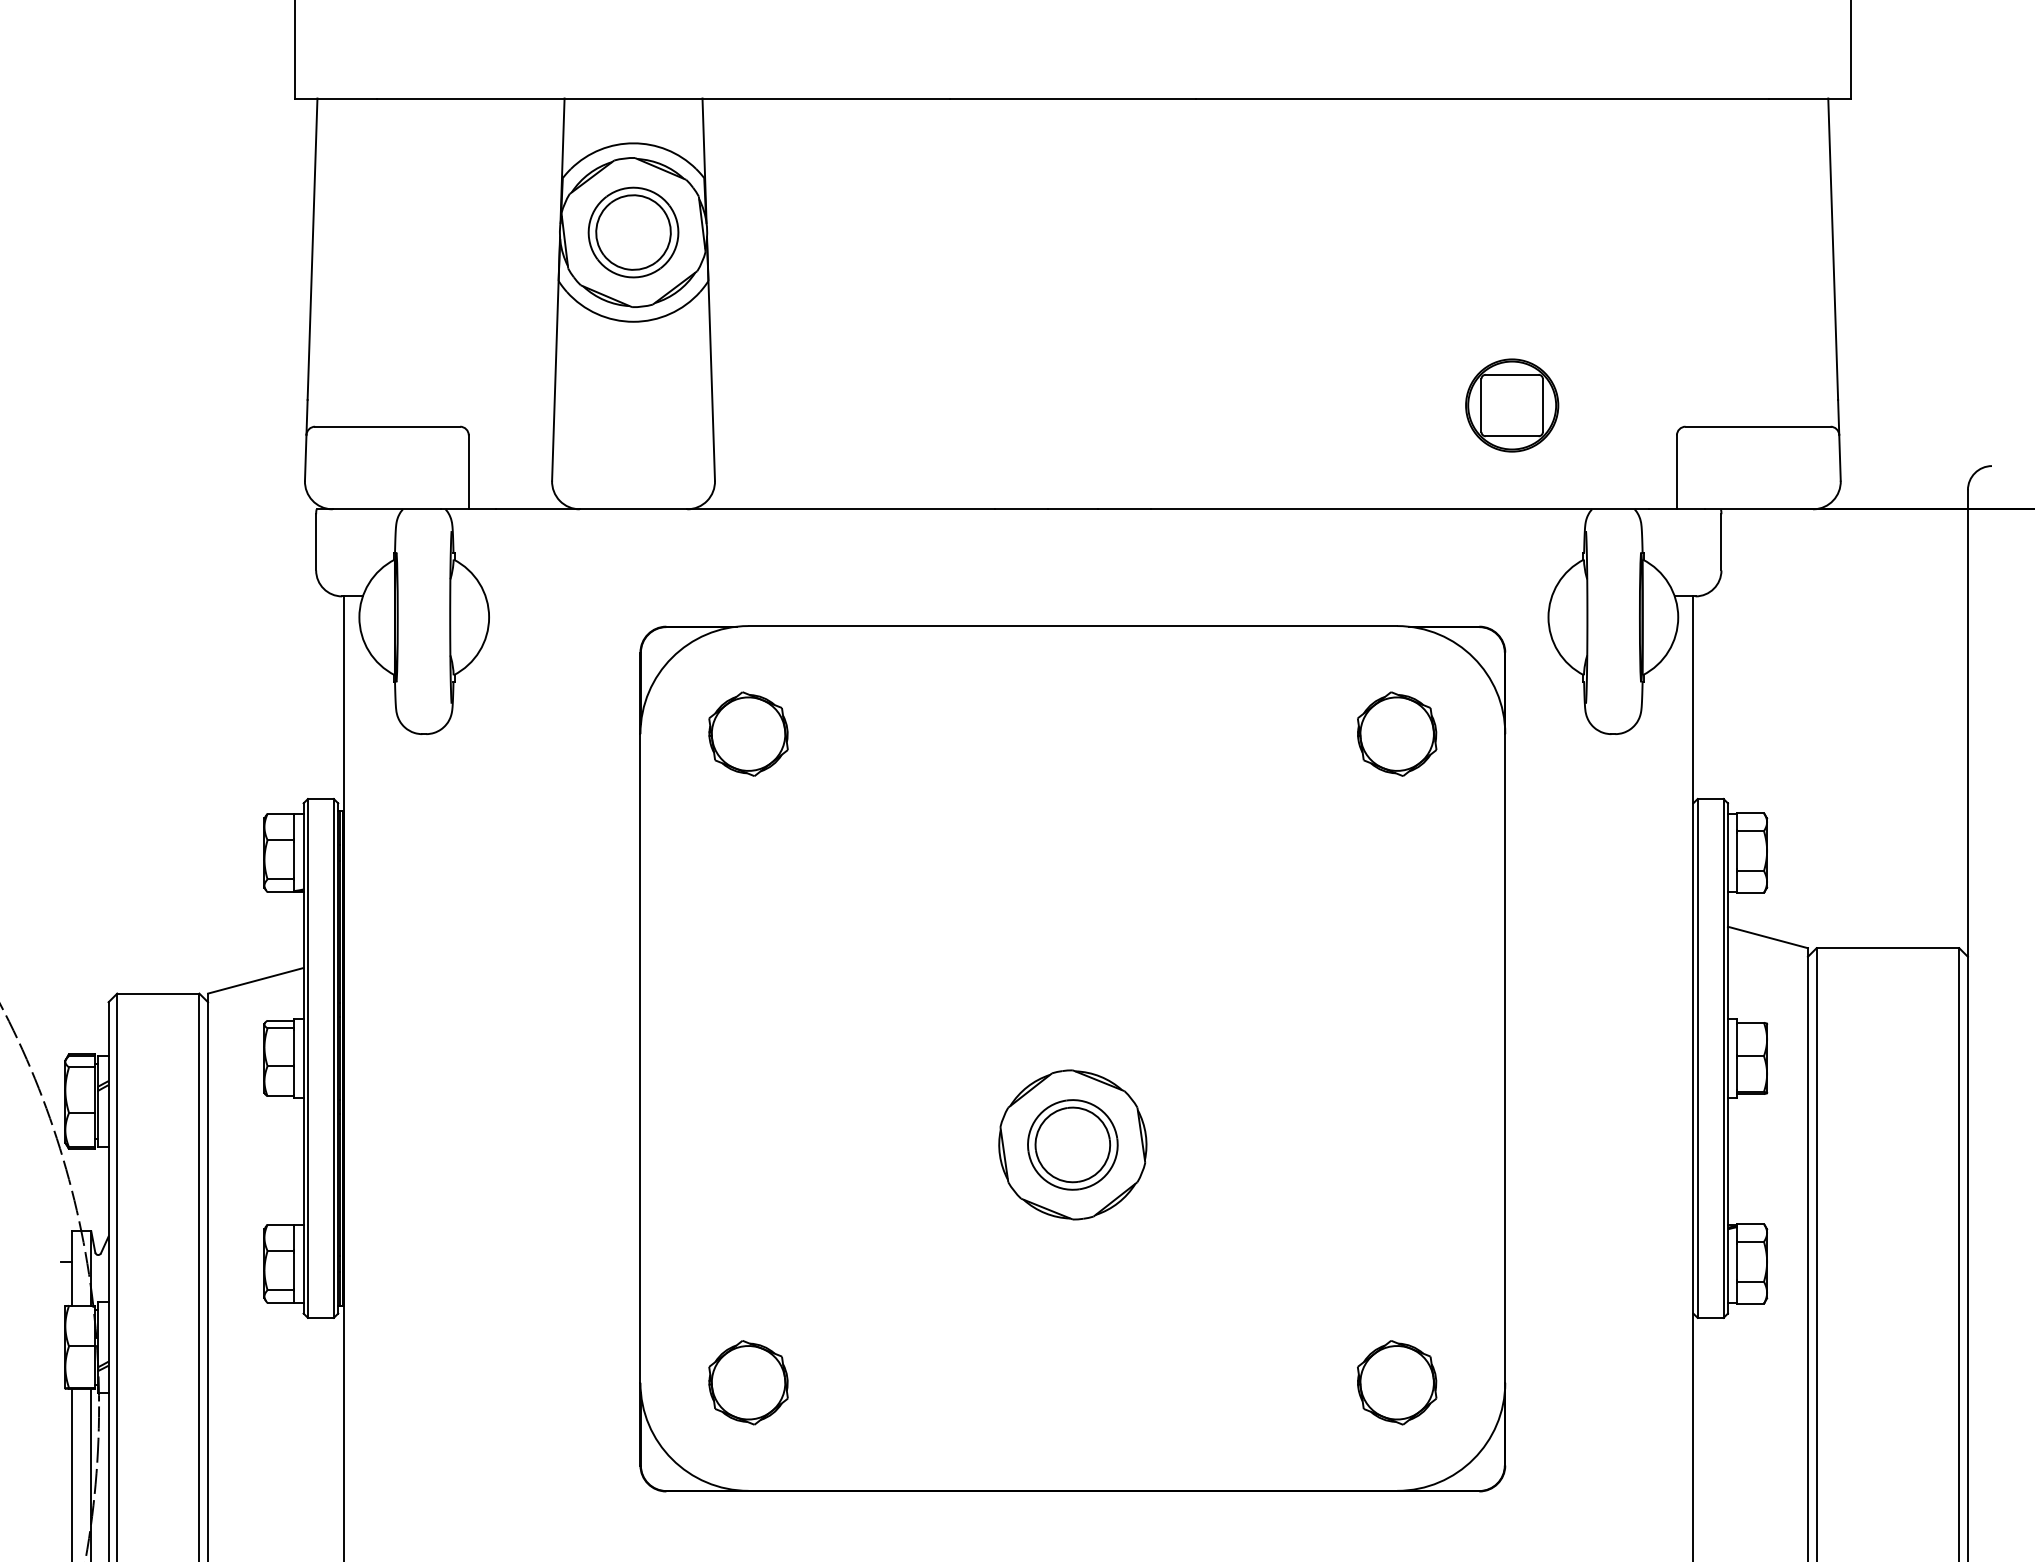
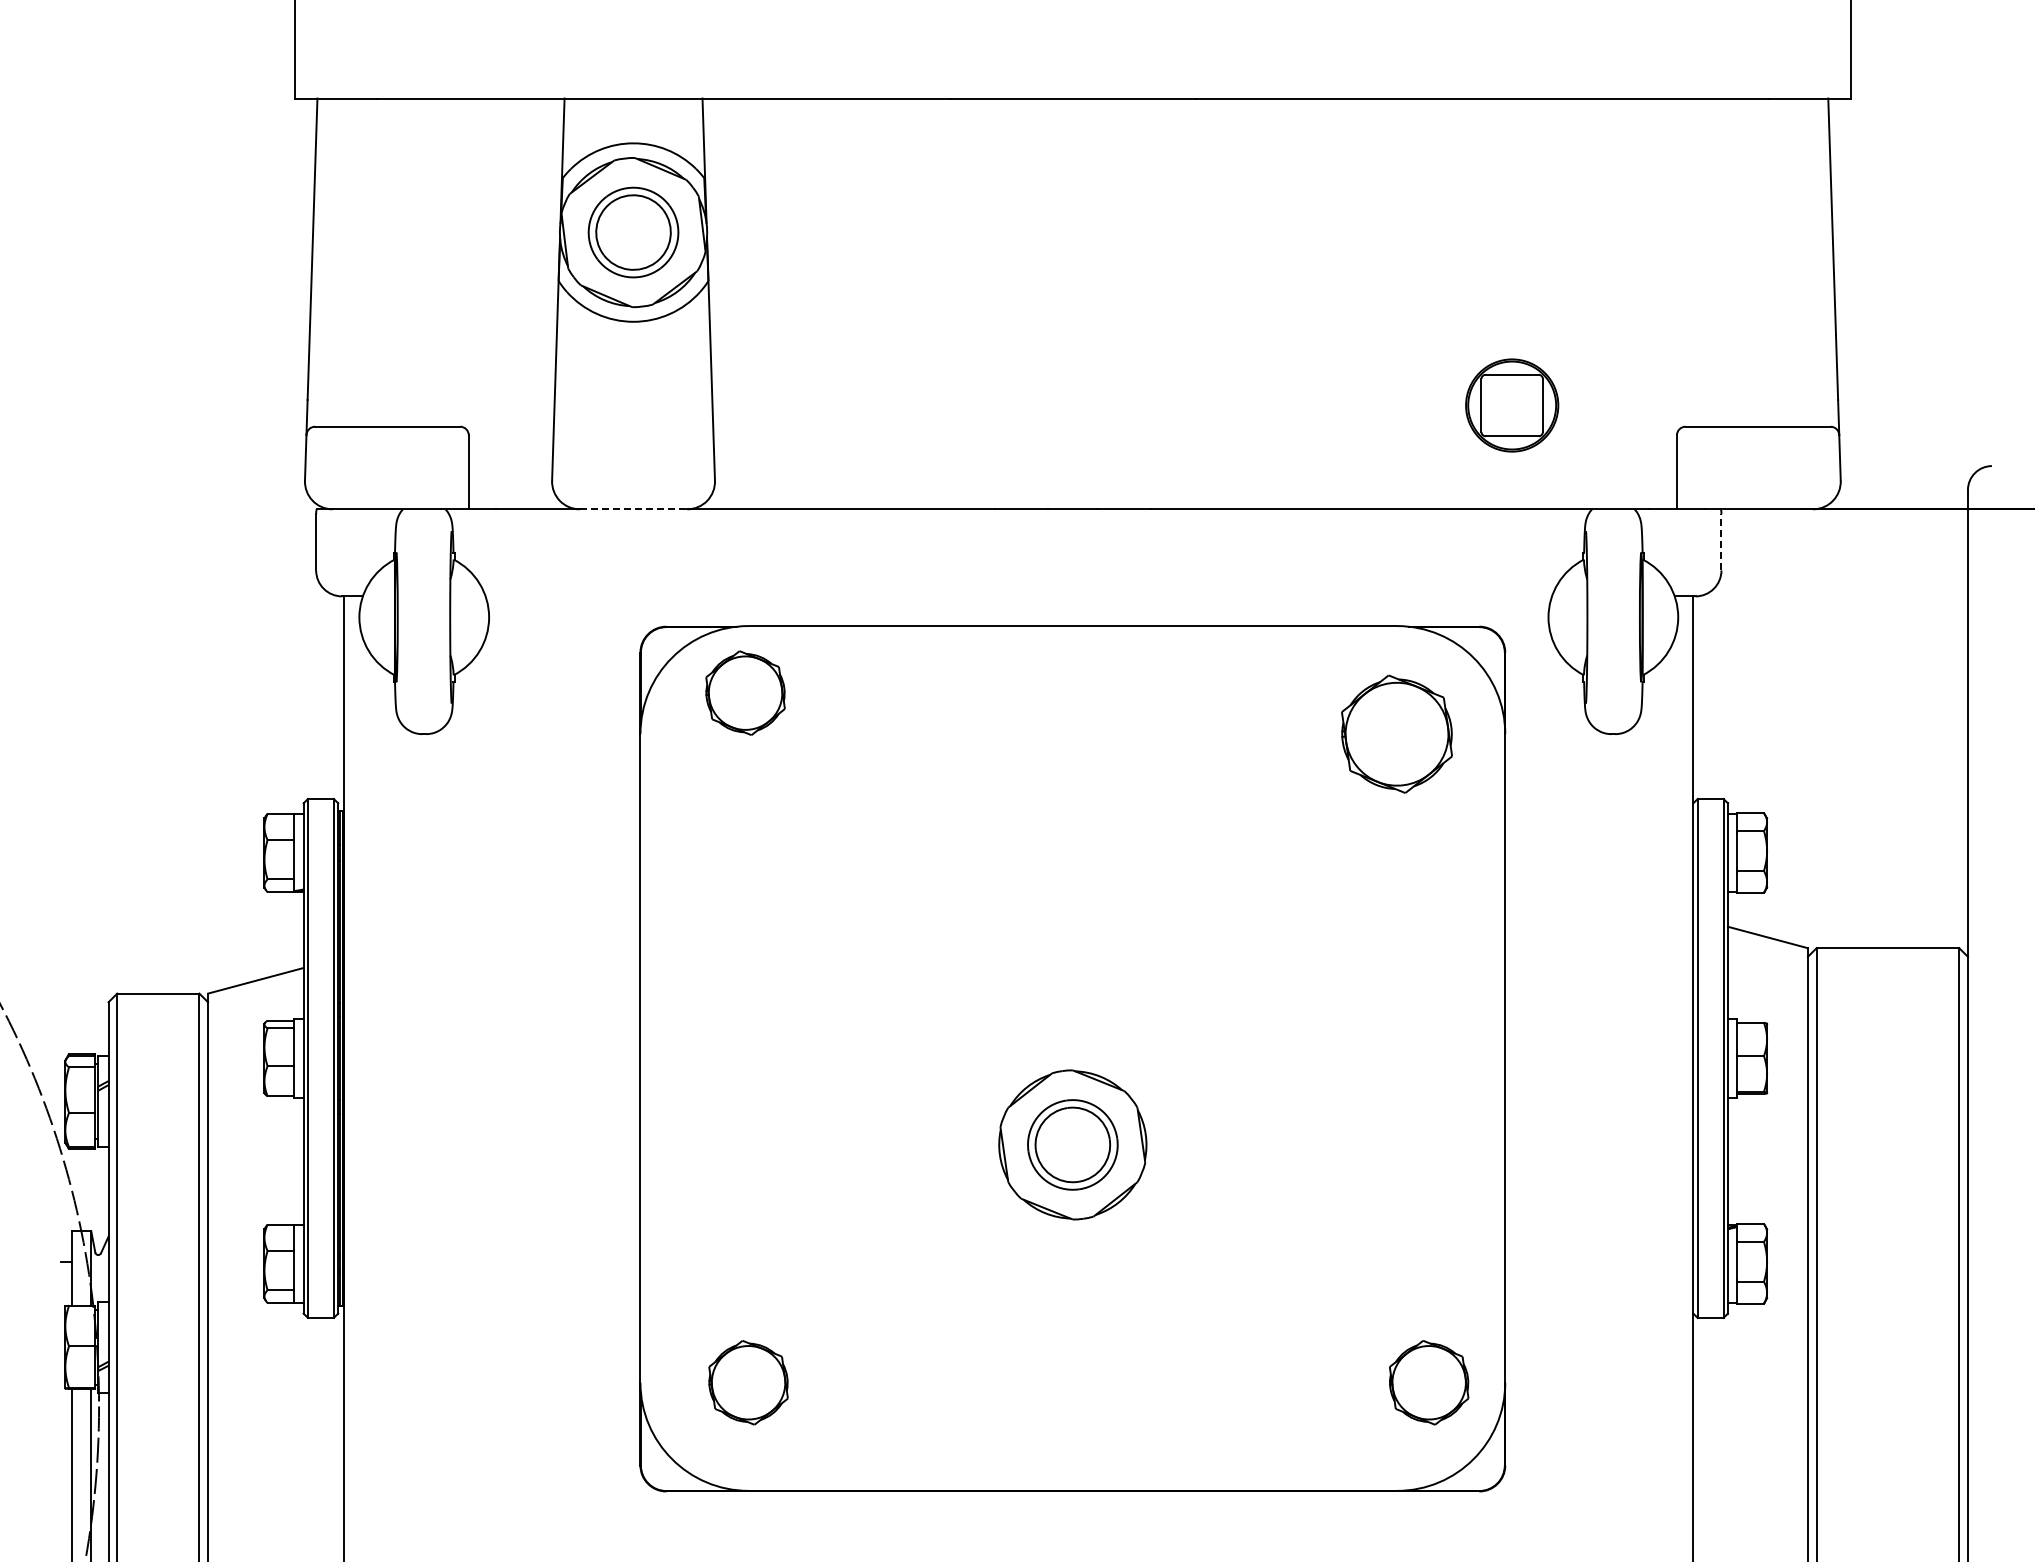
line: solid -> dashed (633, 509)
line: solid -> dashed (1721, 541)
part position: (748, 733) -> (745, 692) (745, 692)
part size: 81x86 px -> 112x120 px (1396, 733)
part position: (1397, 1382) -> (1429, 1382) (1429, 1382)
